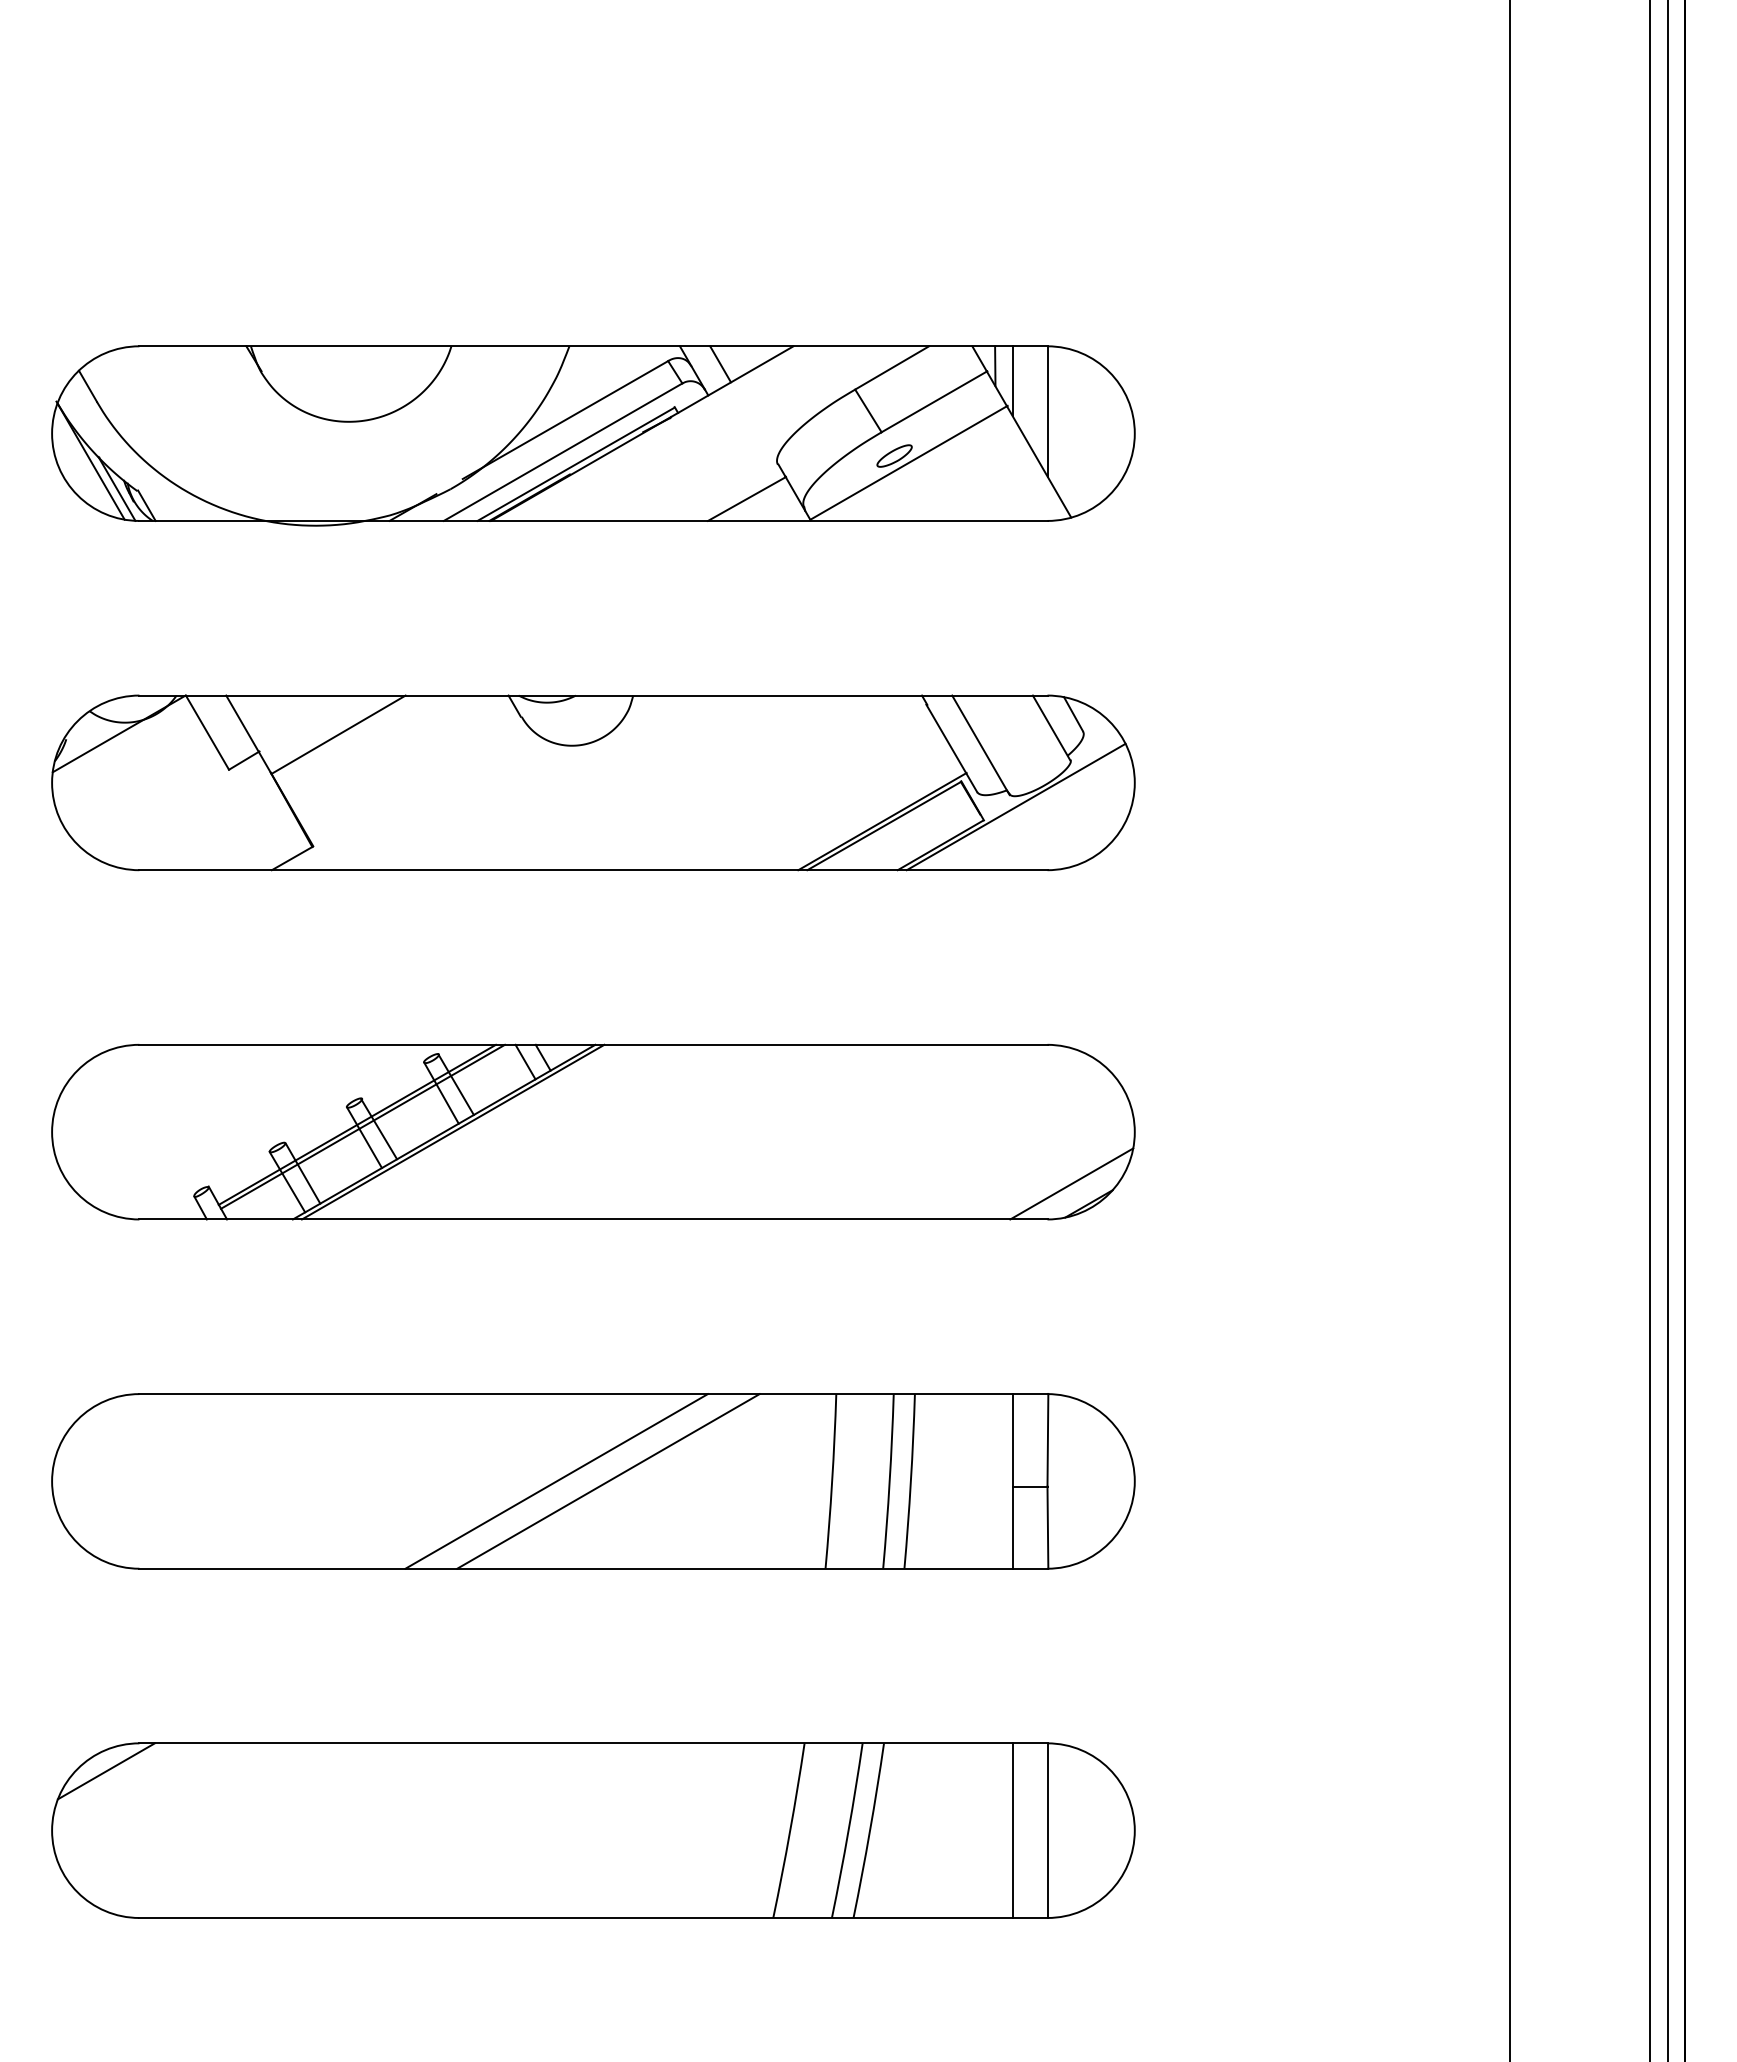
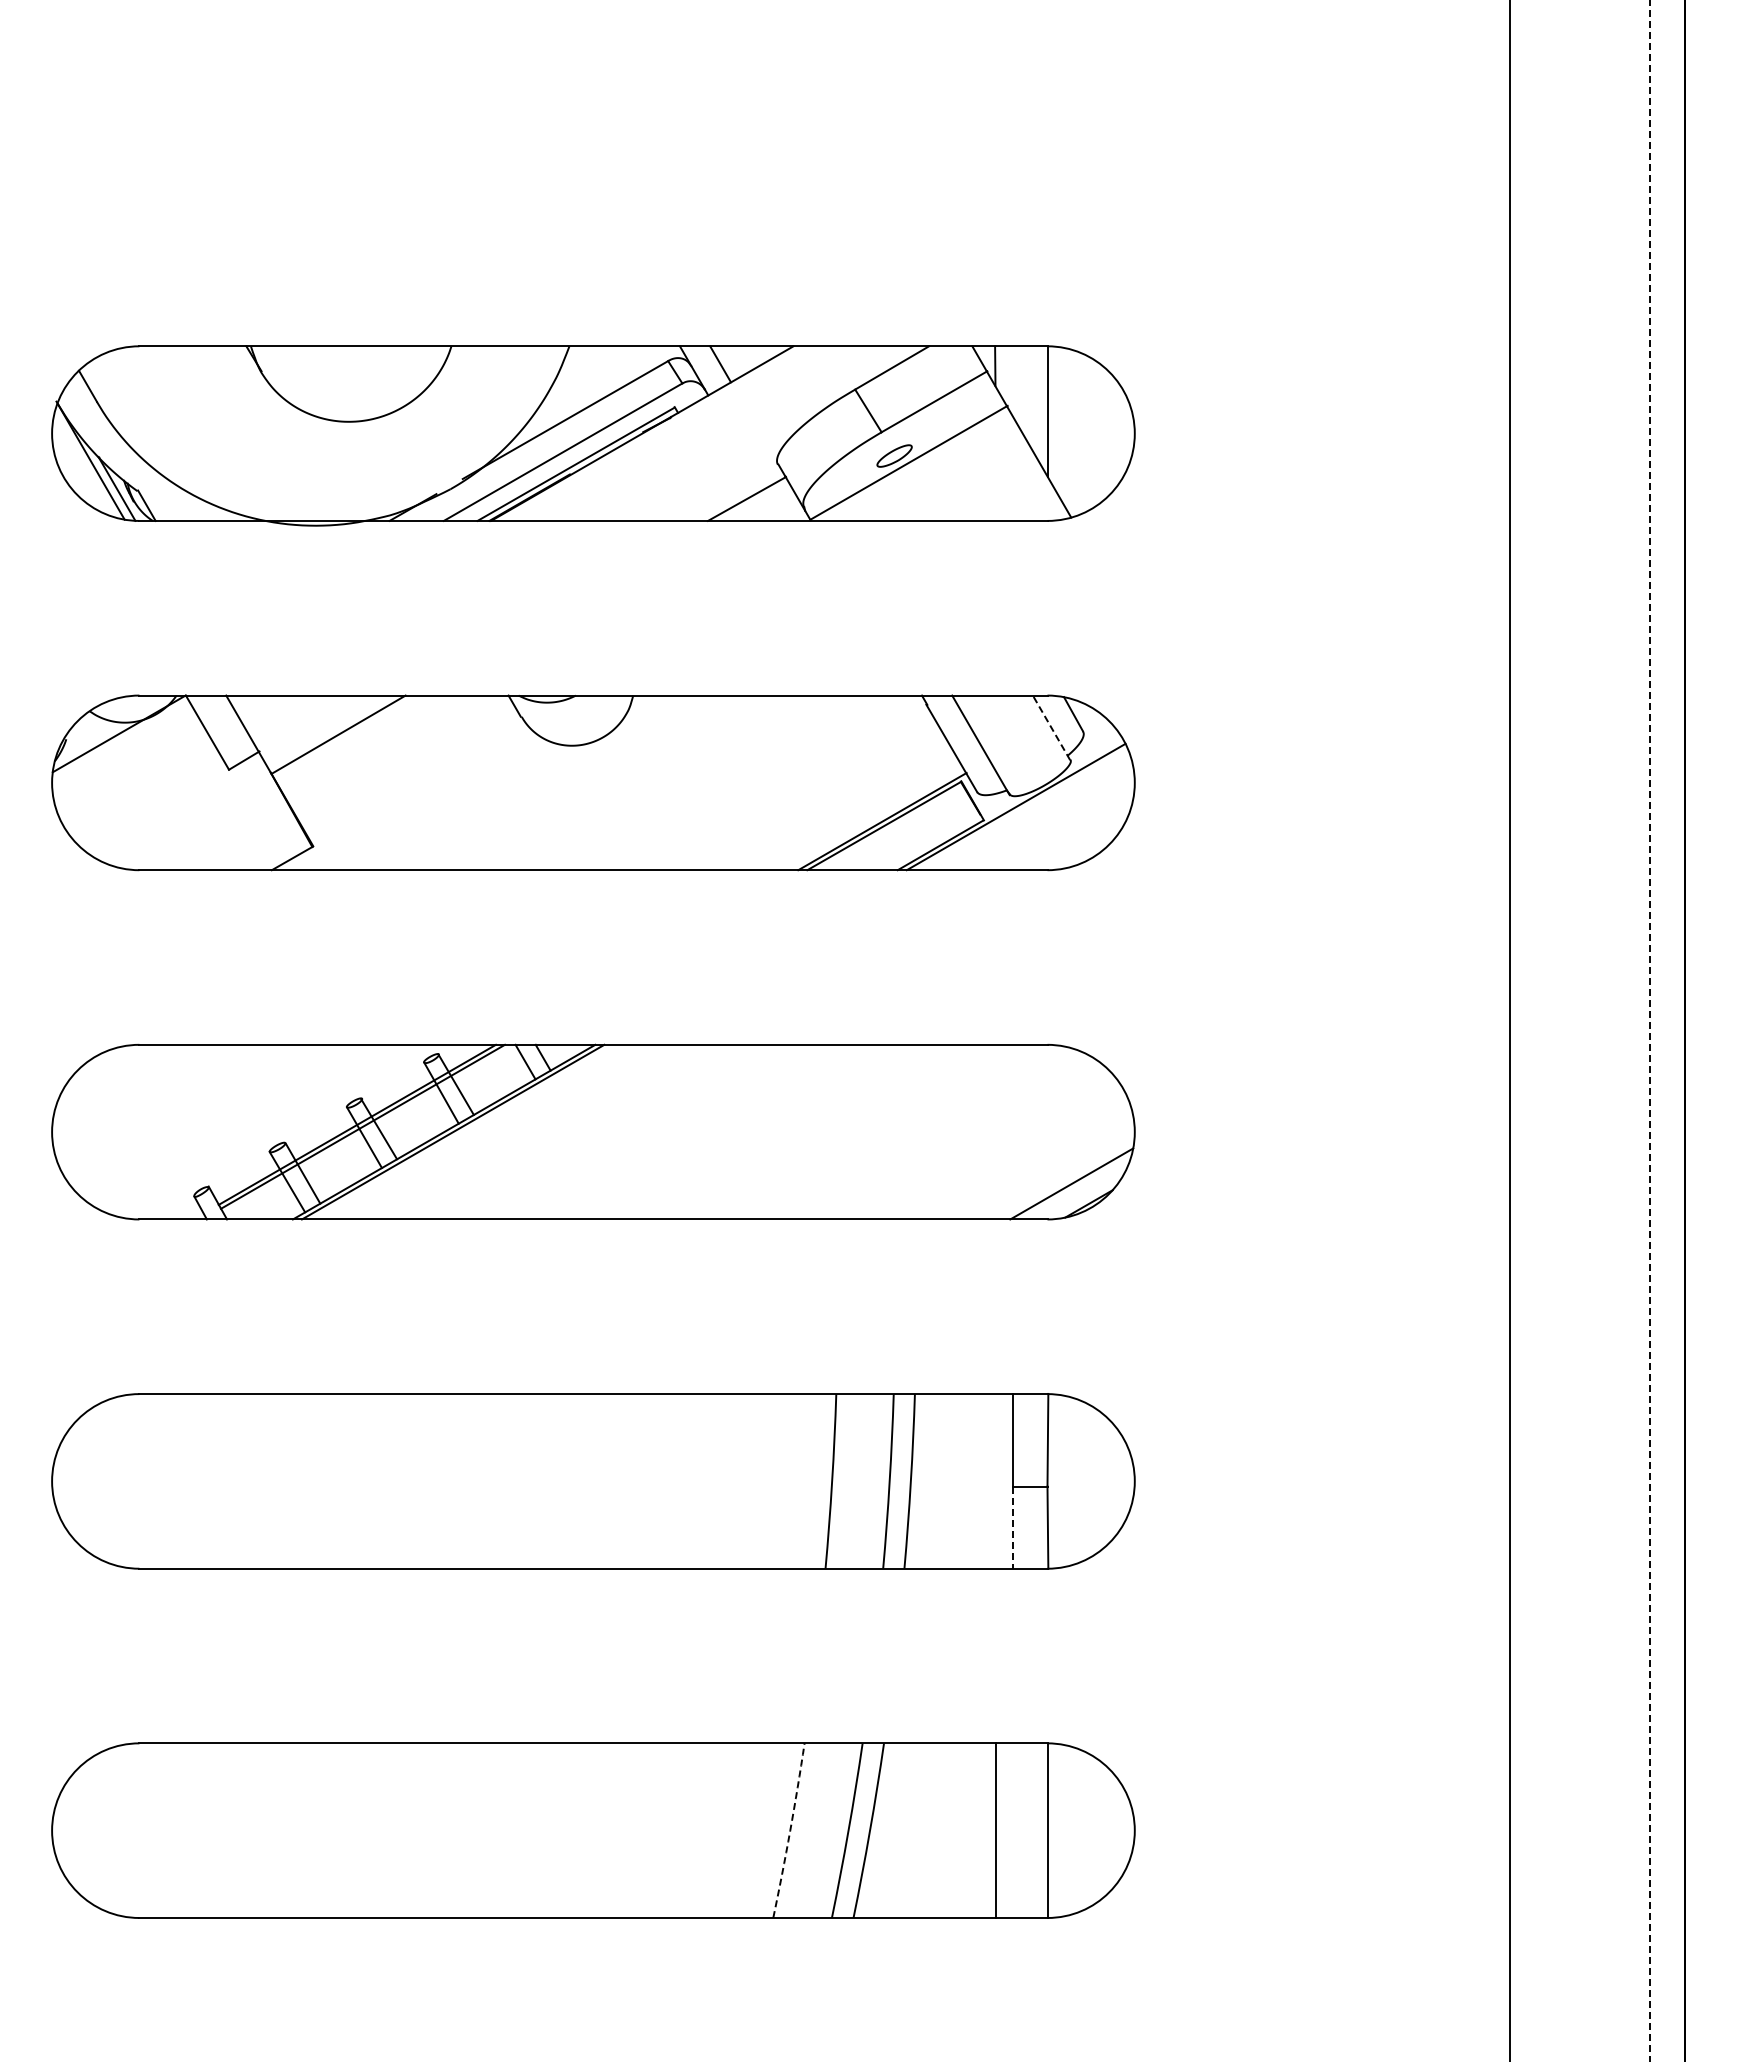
line: present -> none (1012, 380)
line: solid -> dashed (1051, 727)
line: present -> none (1668, 1030)
line: solid -> dashed (1649, 1031)
line: present -> none (556, 1481)
line: present -> none (608, 1481)
line: solid -> dashed (1012, 1528)
line: present -> none (105, 1771)
arc: solid -> dashed (790, 1830)
line position: (1012, 1830) -> (995, 1830) (995, 1830)
